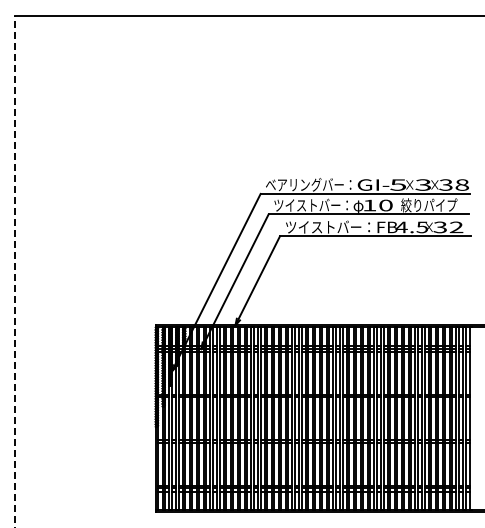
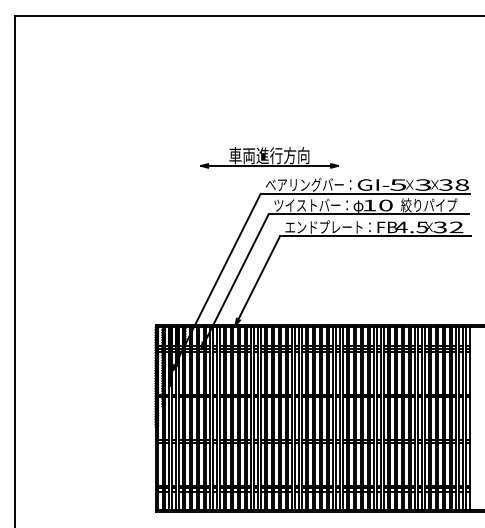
part: none -> present (269, 157)
text: ツイストバー： -> エンドプレート： (327, 226)
line: dashed -> solid (14, 271)
